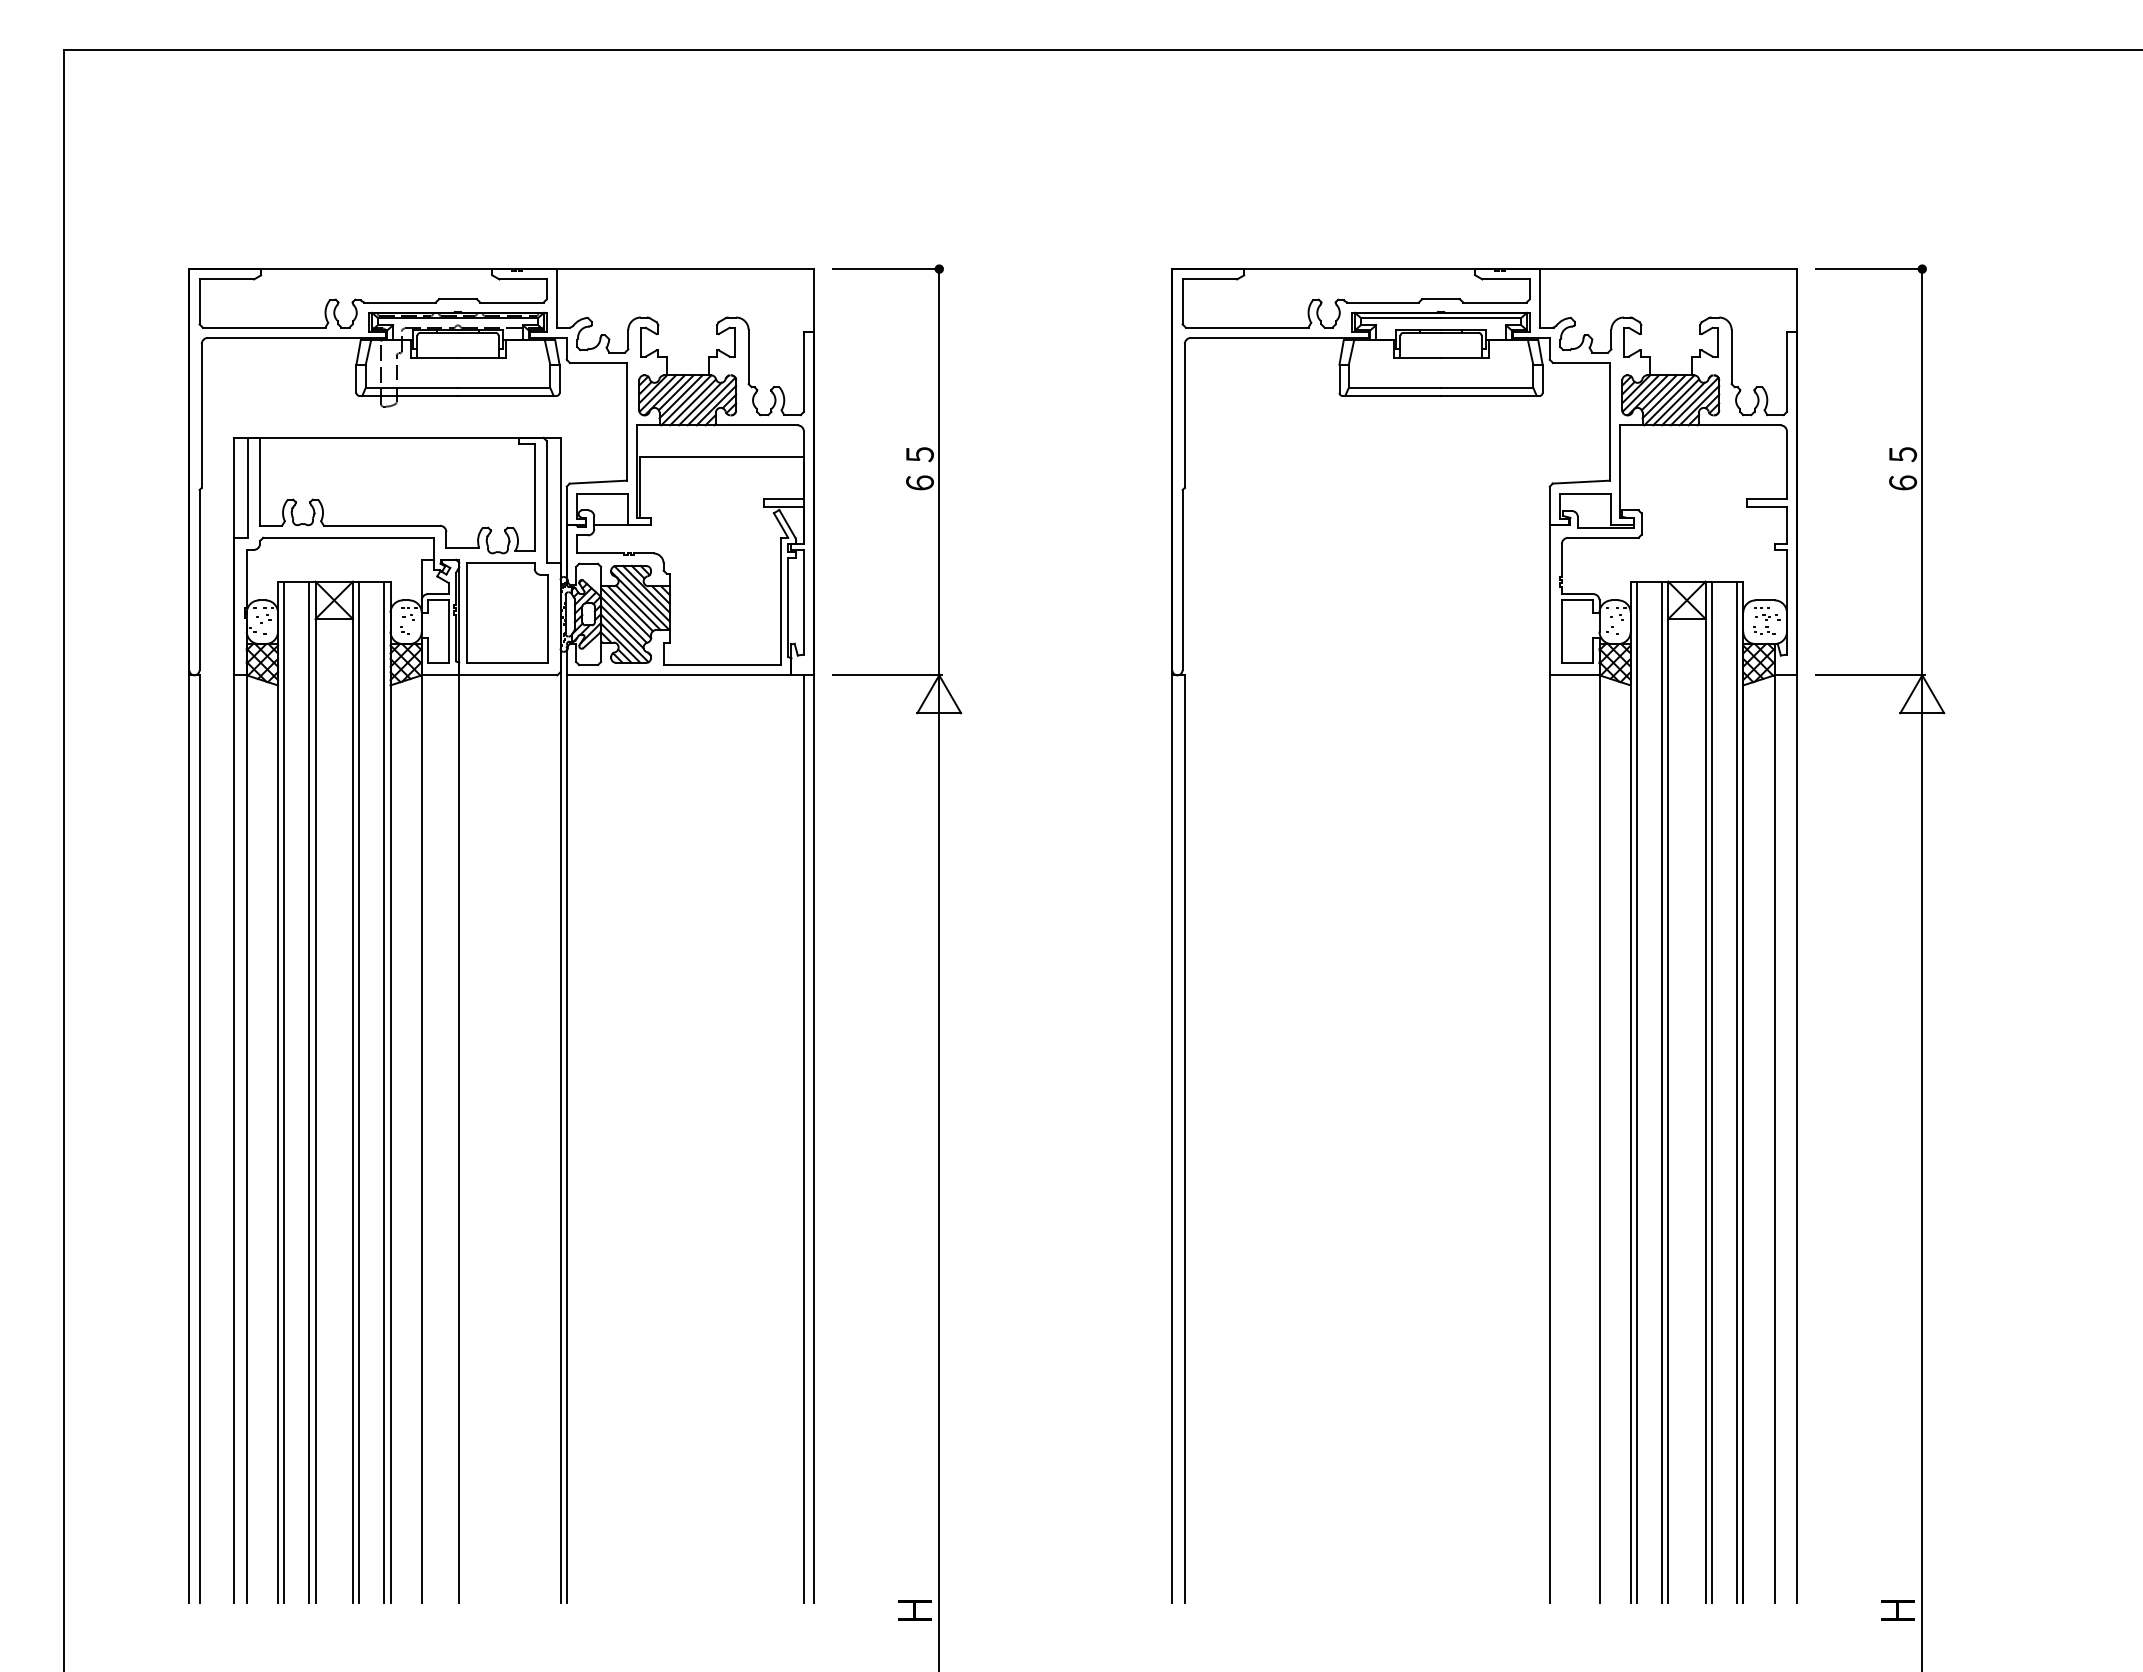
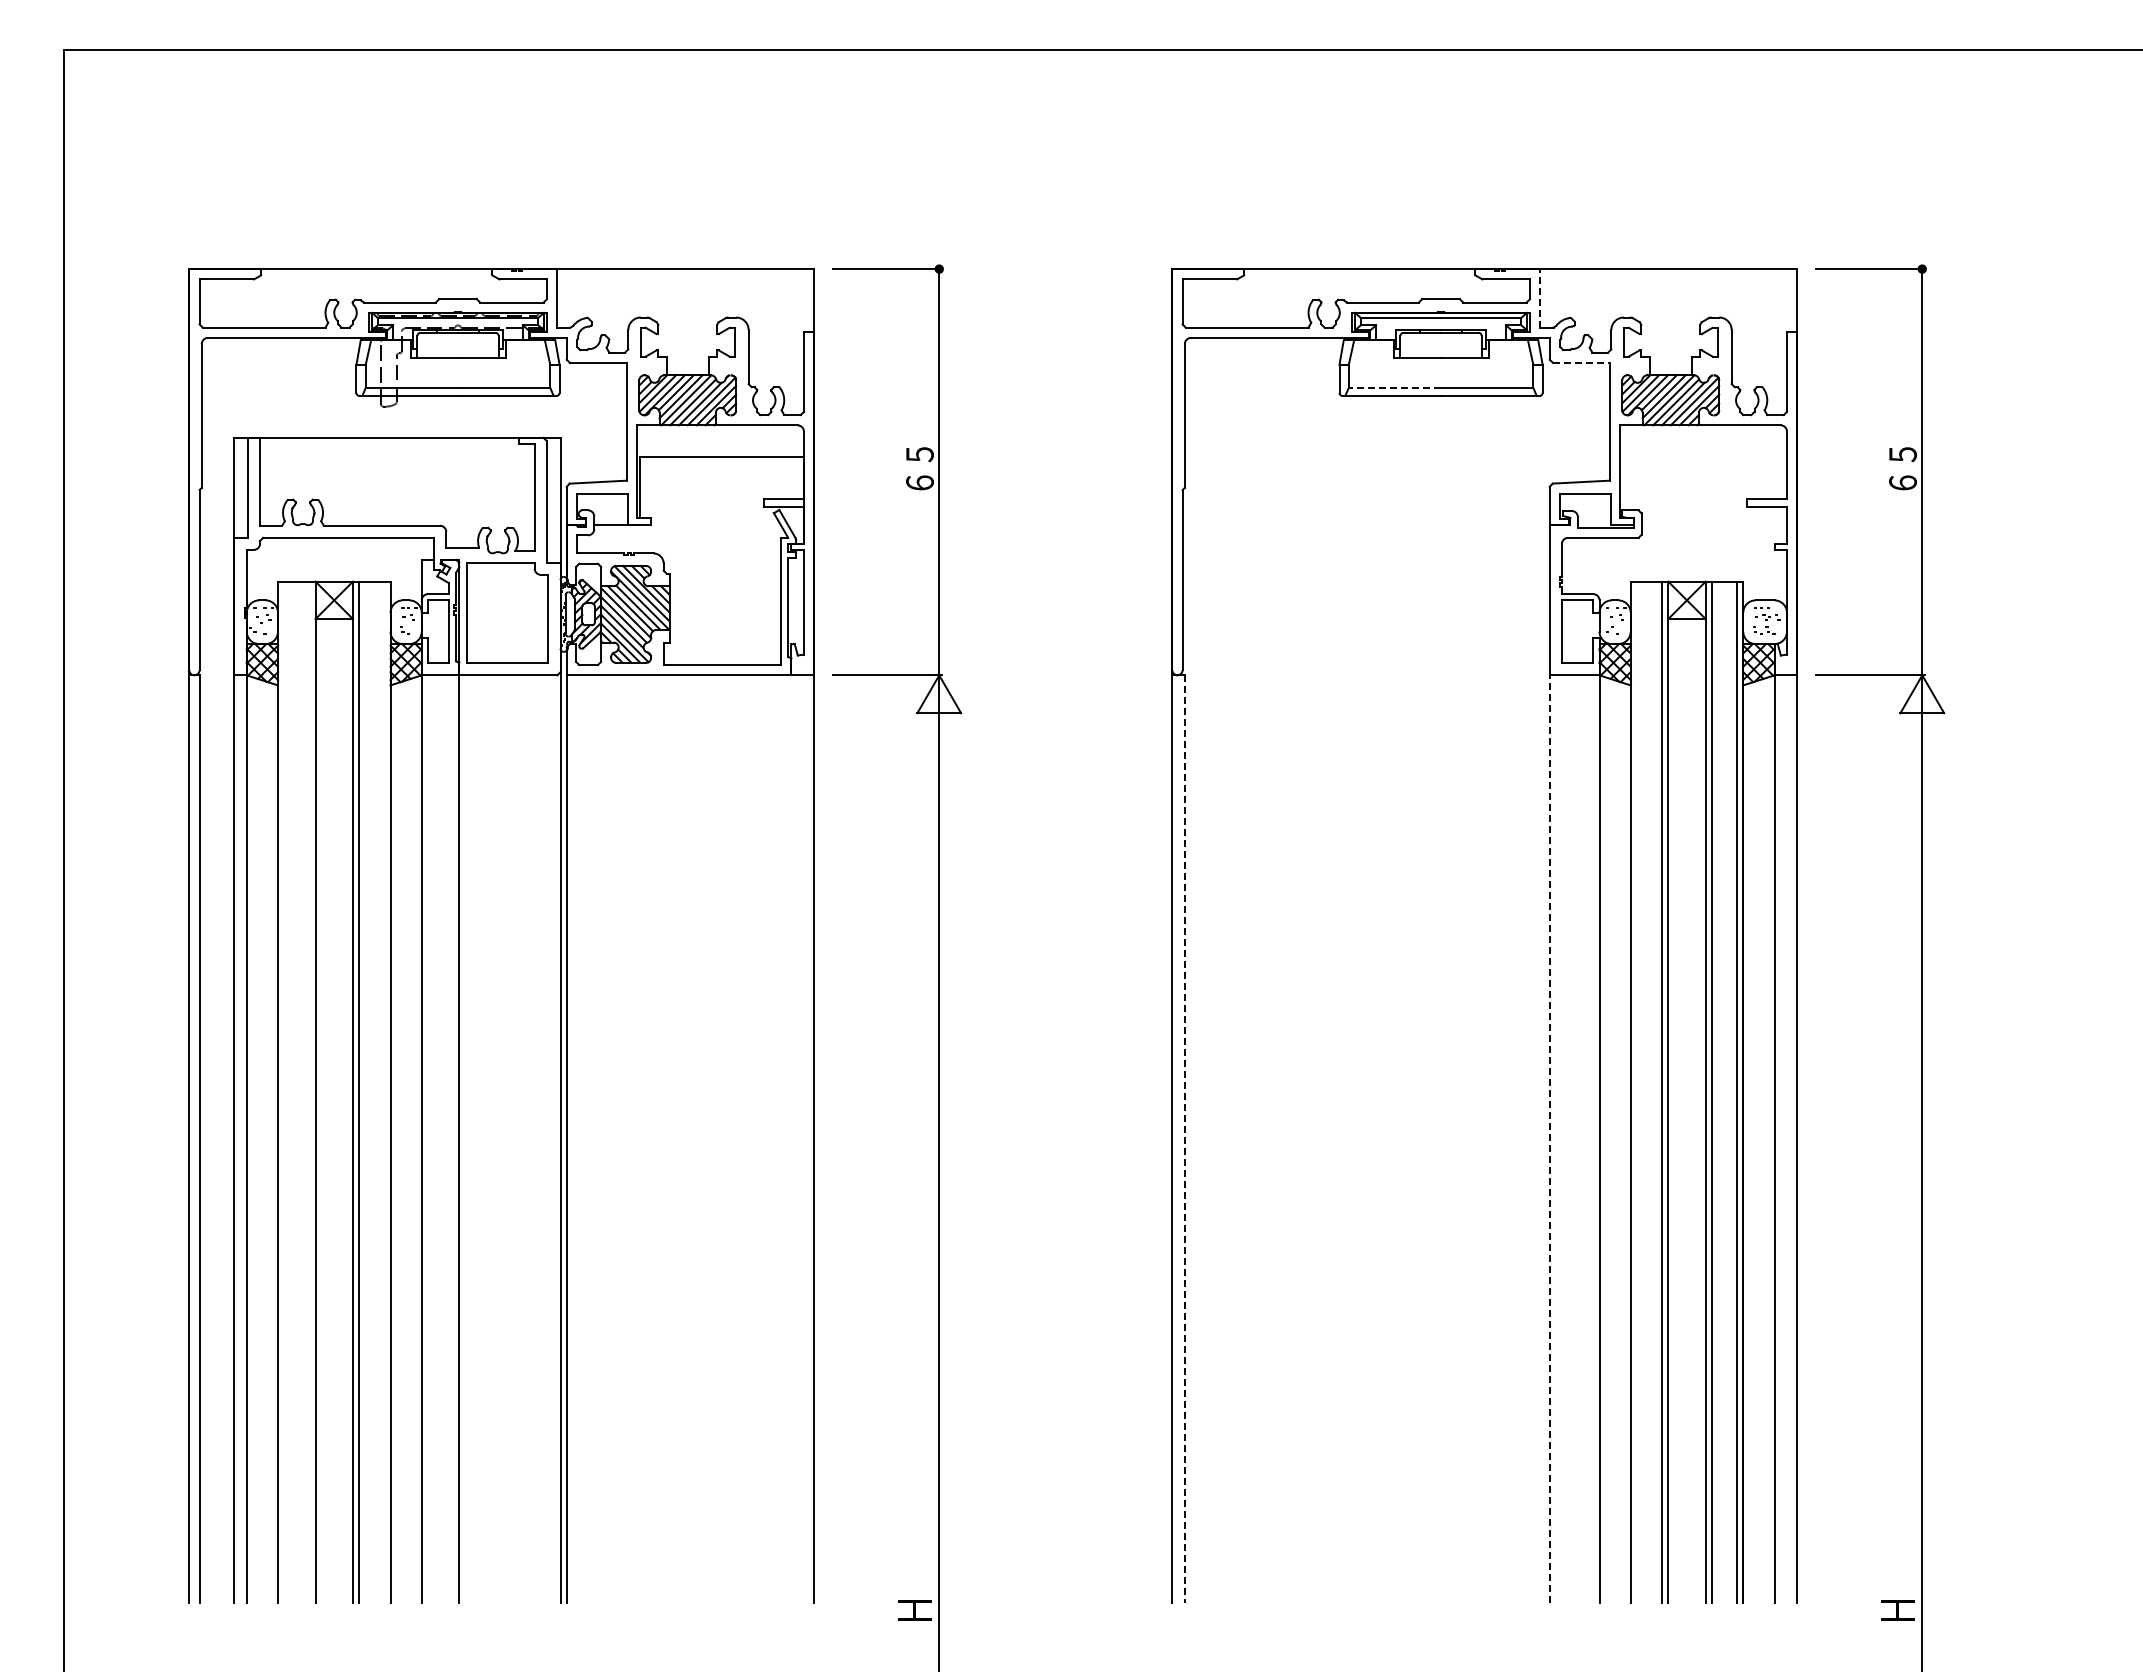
line: solid -> dashed (1540, 297)
line: solid -> dashed (1581, 362)
line: solid -> dashed (1394, 387)
line: present -> none (284, 1092)
line: present -> none (309, 1092)
line: present -> none (384, 1092)
line: present -> none (1636, 1092)
line: solid -> dashed (1549, 1138)
line: present -> none (803, 1139)
line: solid -> dashed (1184, 1139)
